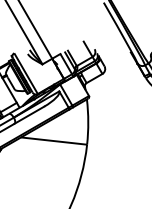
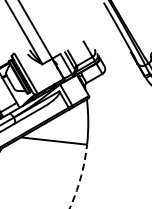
arc: solid -> dashed (80, 177)
